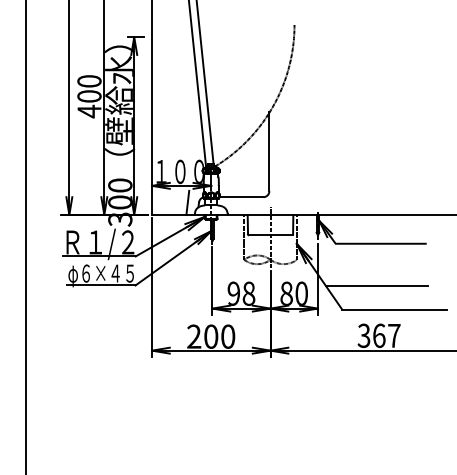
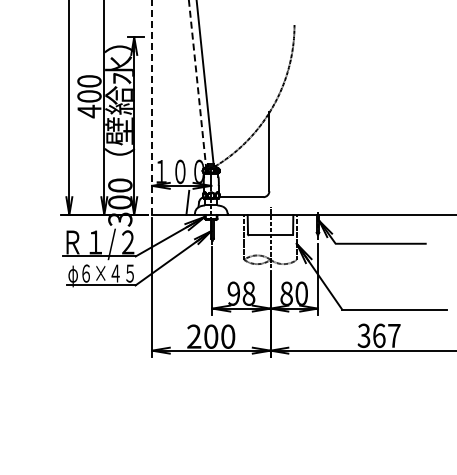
line: solid -> dashed (197, 83)
line: solid -> dashed (152, 107)
line: present -> none (26, 236)
line: present -> none (376, 285)
